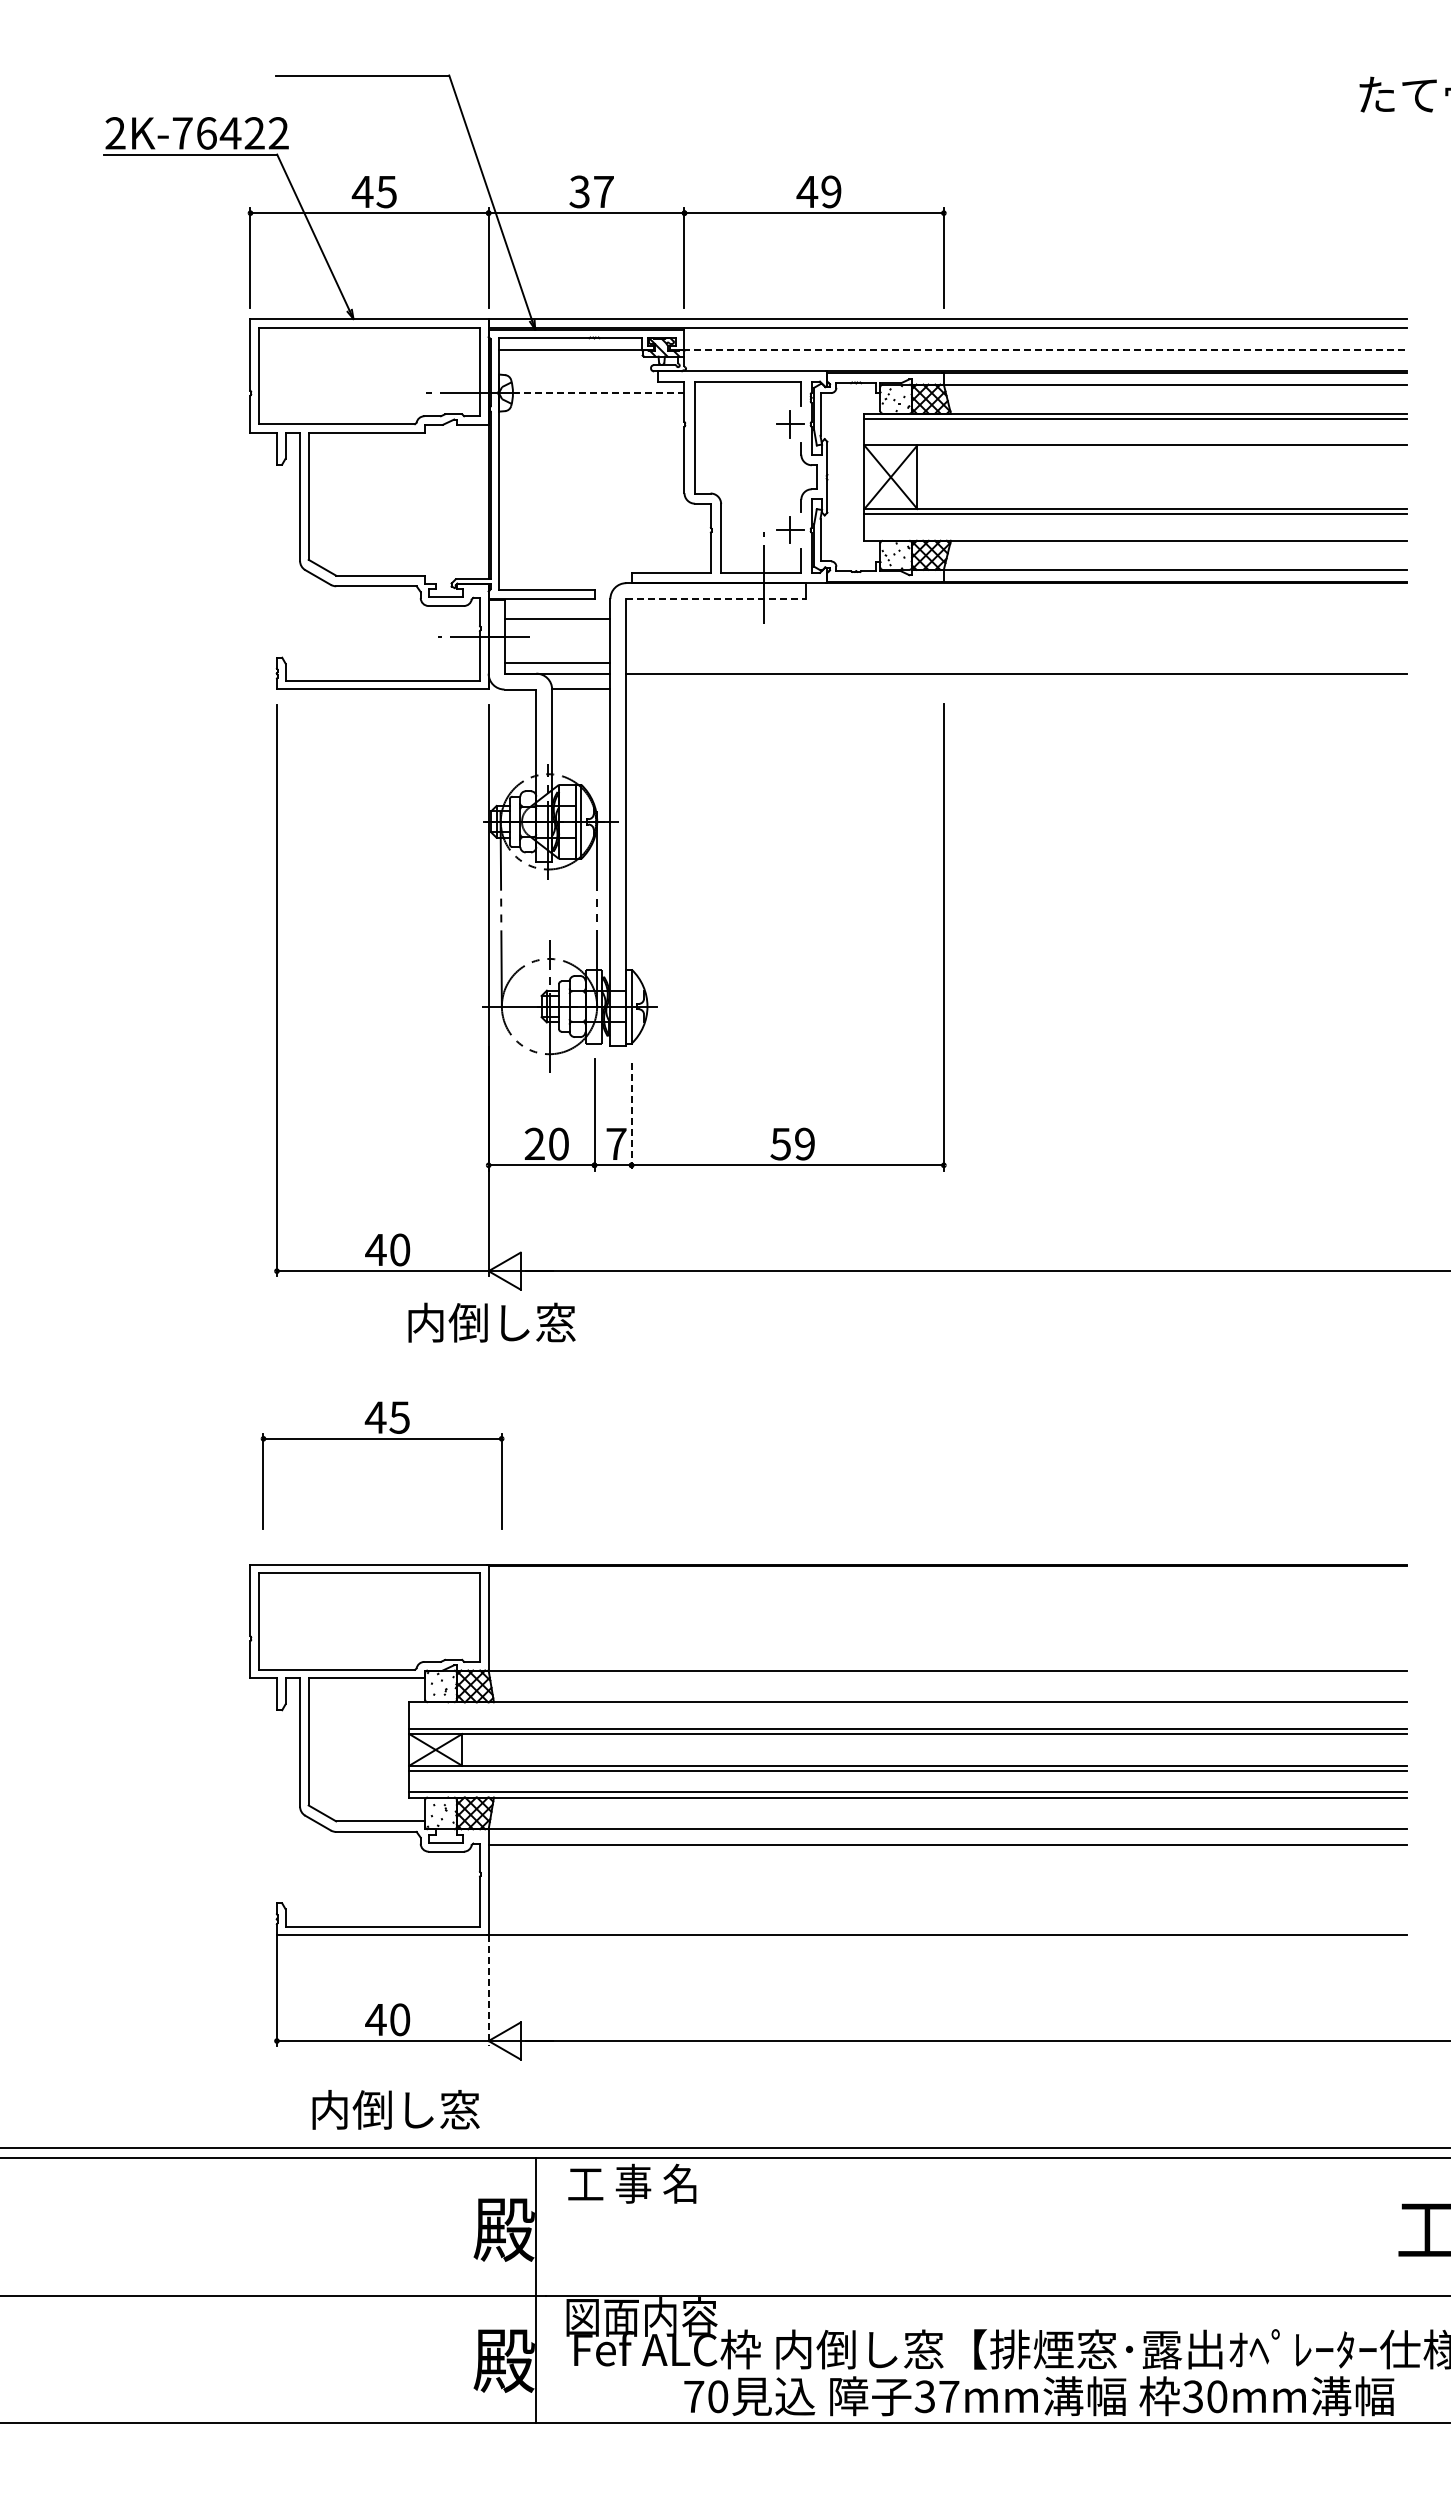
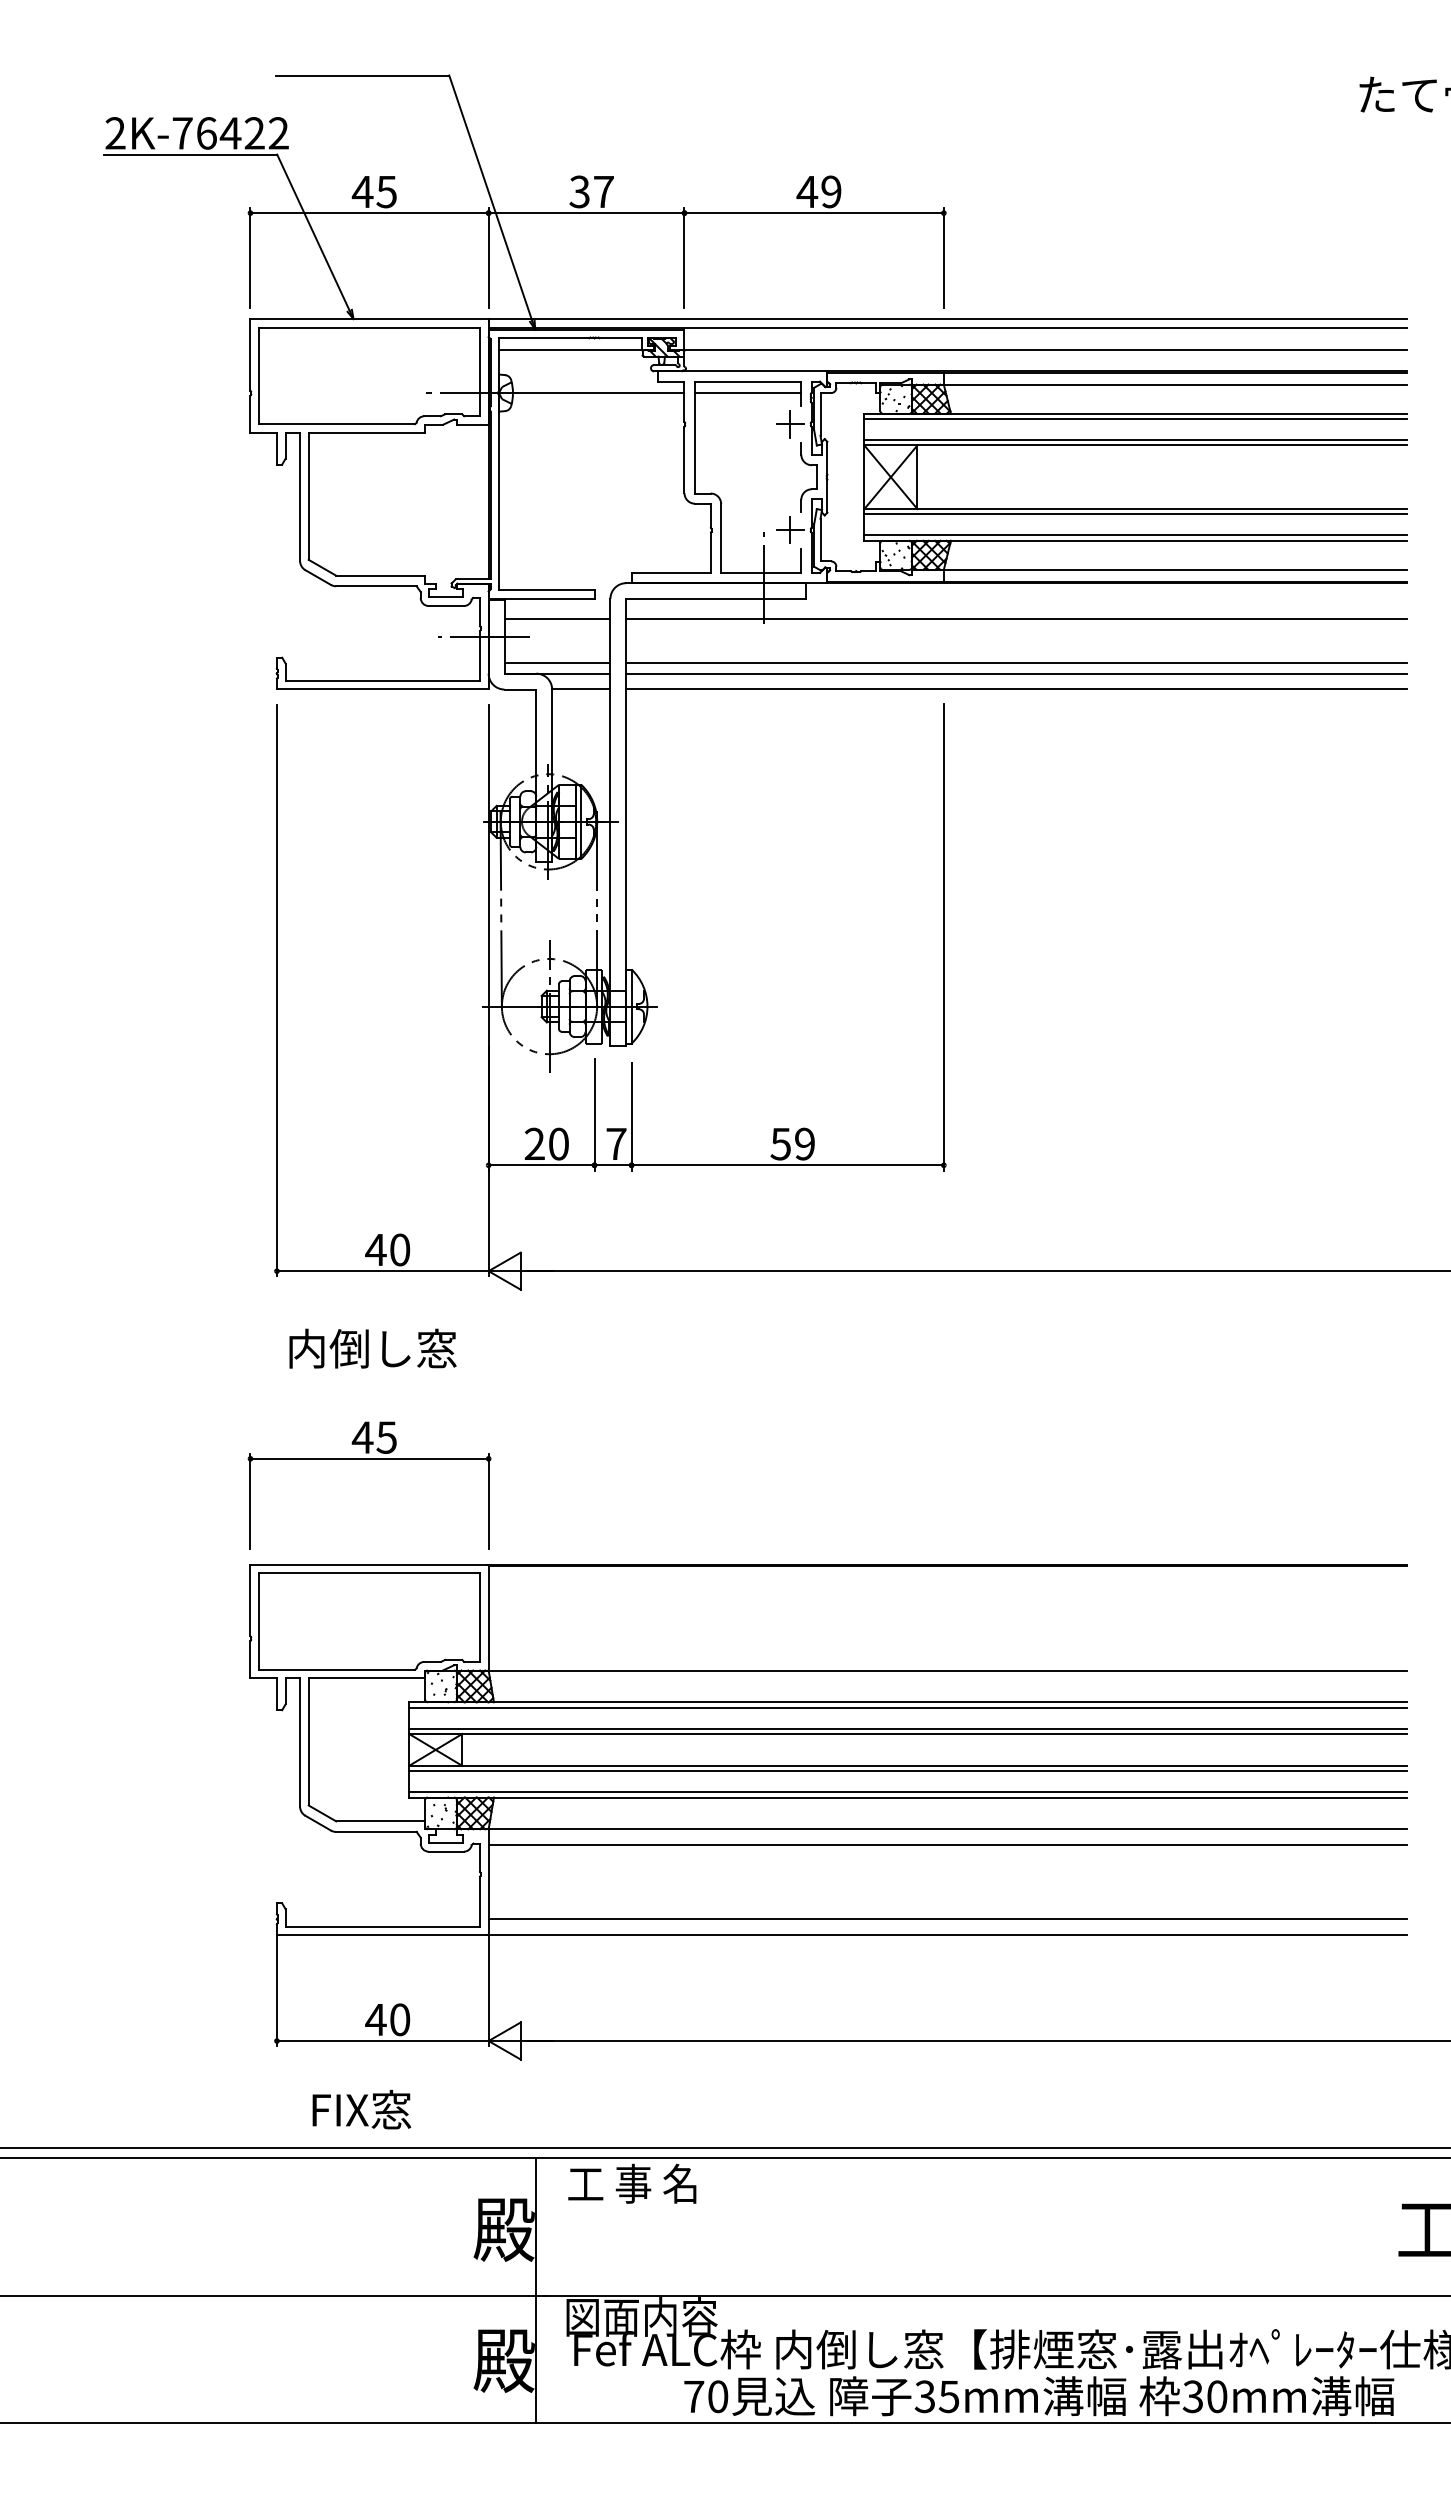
line: dashed -> solid (1045, 350)
line: dashed -> solid (598, 392)
line: none -> present (747, 392)
line: none -> present (1135, 440)
line: none -> present (1135, 535)
line: dashed -> solid (716, 599)
line: none -> present (1016, 618)
line: none -> present (1016, 663)
line: none -> present (1016, 689)
line: dashed -> solid (631, 1117)
text position: (491, 1322) -> (372, 1348) (372, 1348)
part position: (382, 1439) -> (369, 1459) (369, 1459)
line: none -> present (907, 1707)
line: none -> present (947, 1919)
line: dashed -> solid (488, 1990)
text: 内倒し窓 -> FIX窓 (395, 2109)
text: 37mm -> 35mm (948, 2397)
